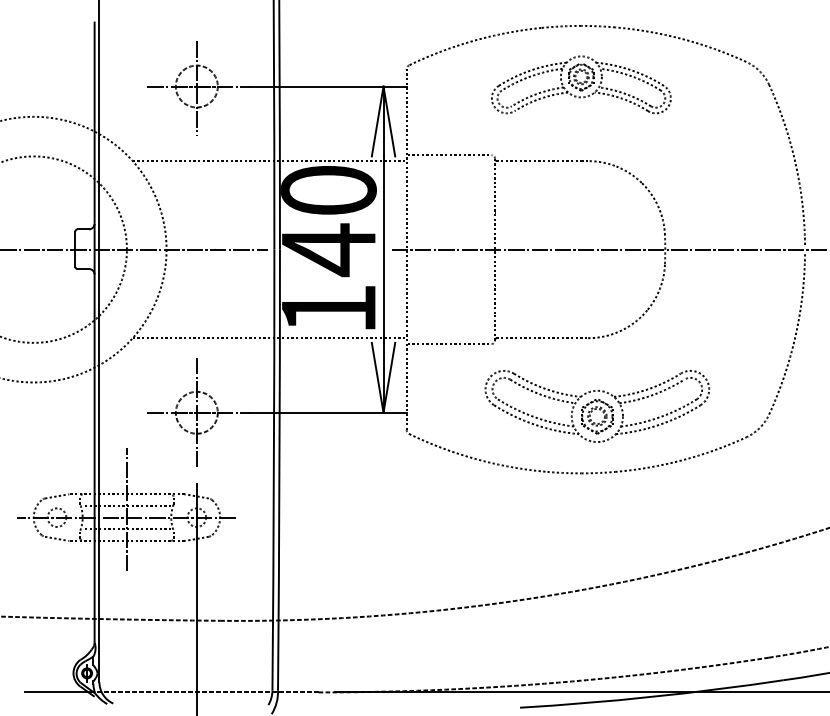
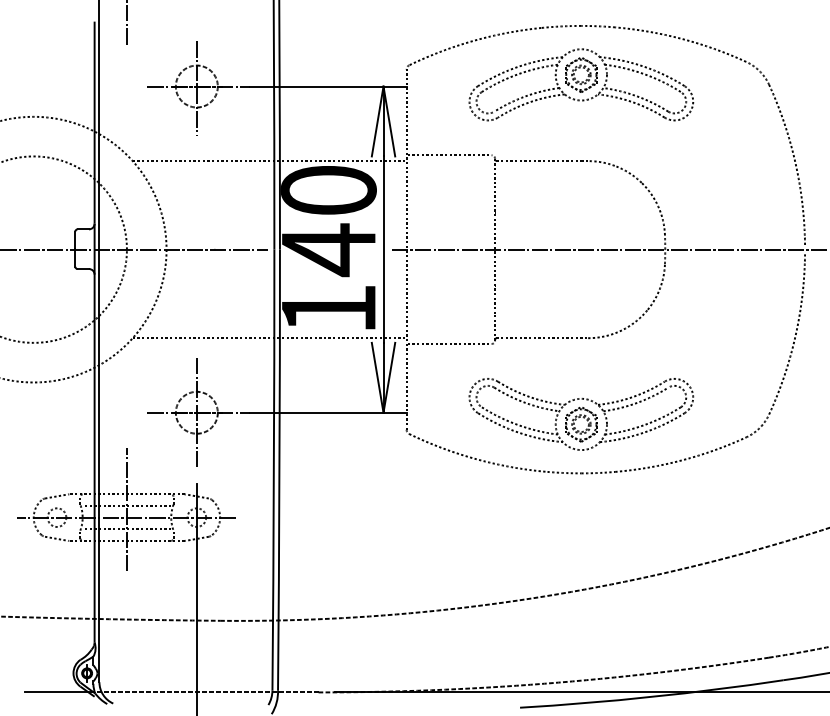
line: none -> present (126, 23)
part size: 181x60 px -> 227x74 px (581, 84)
part position: (597, 406) -> (581, 414) (581, 414)
